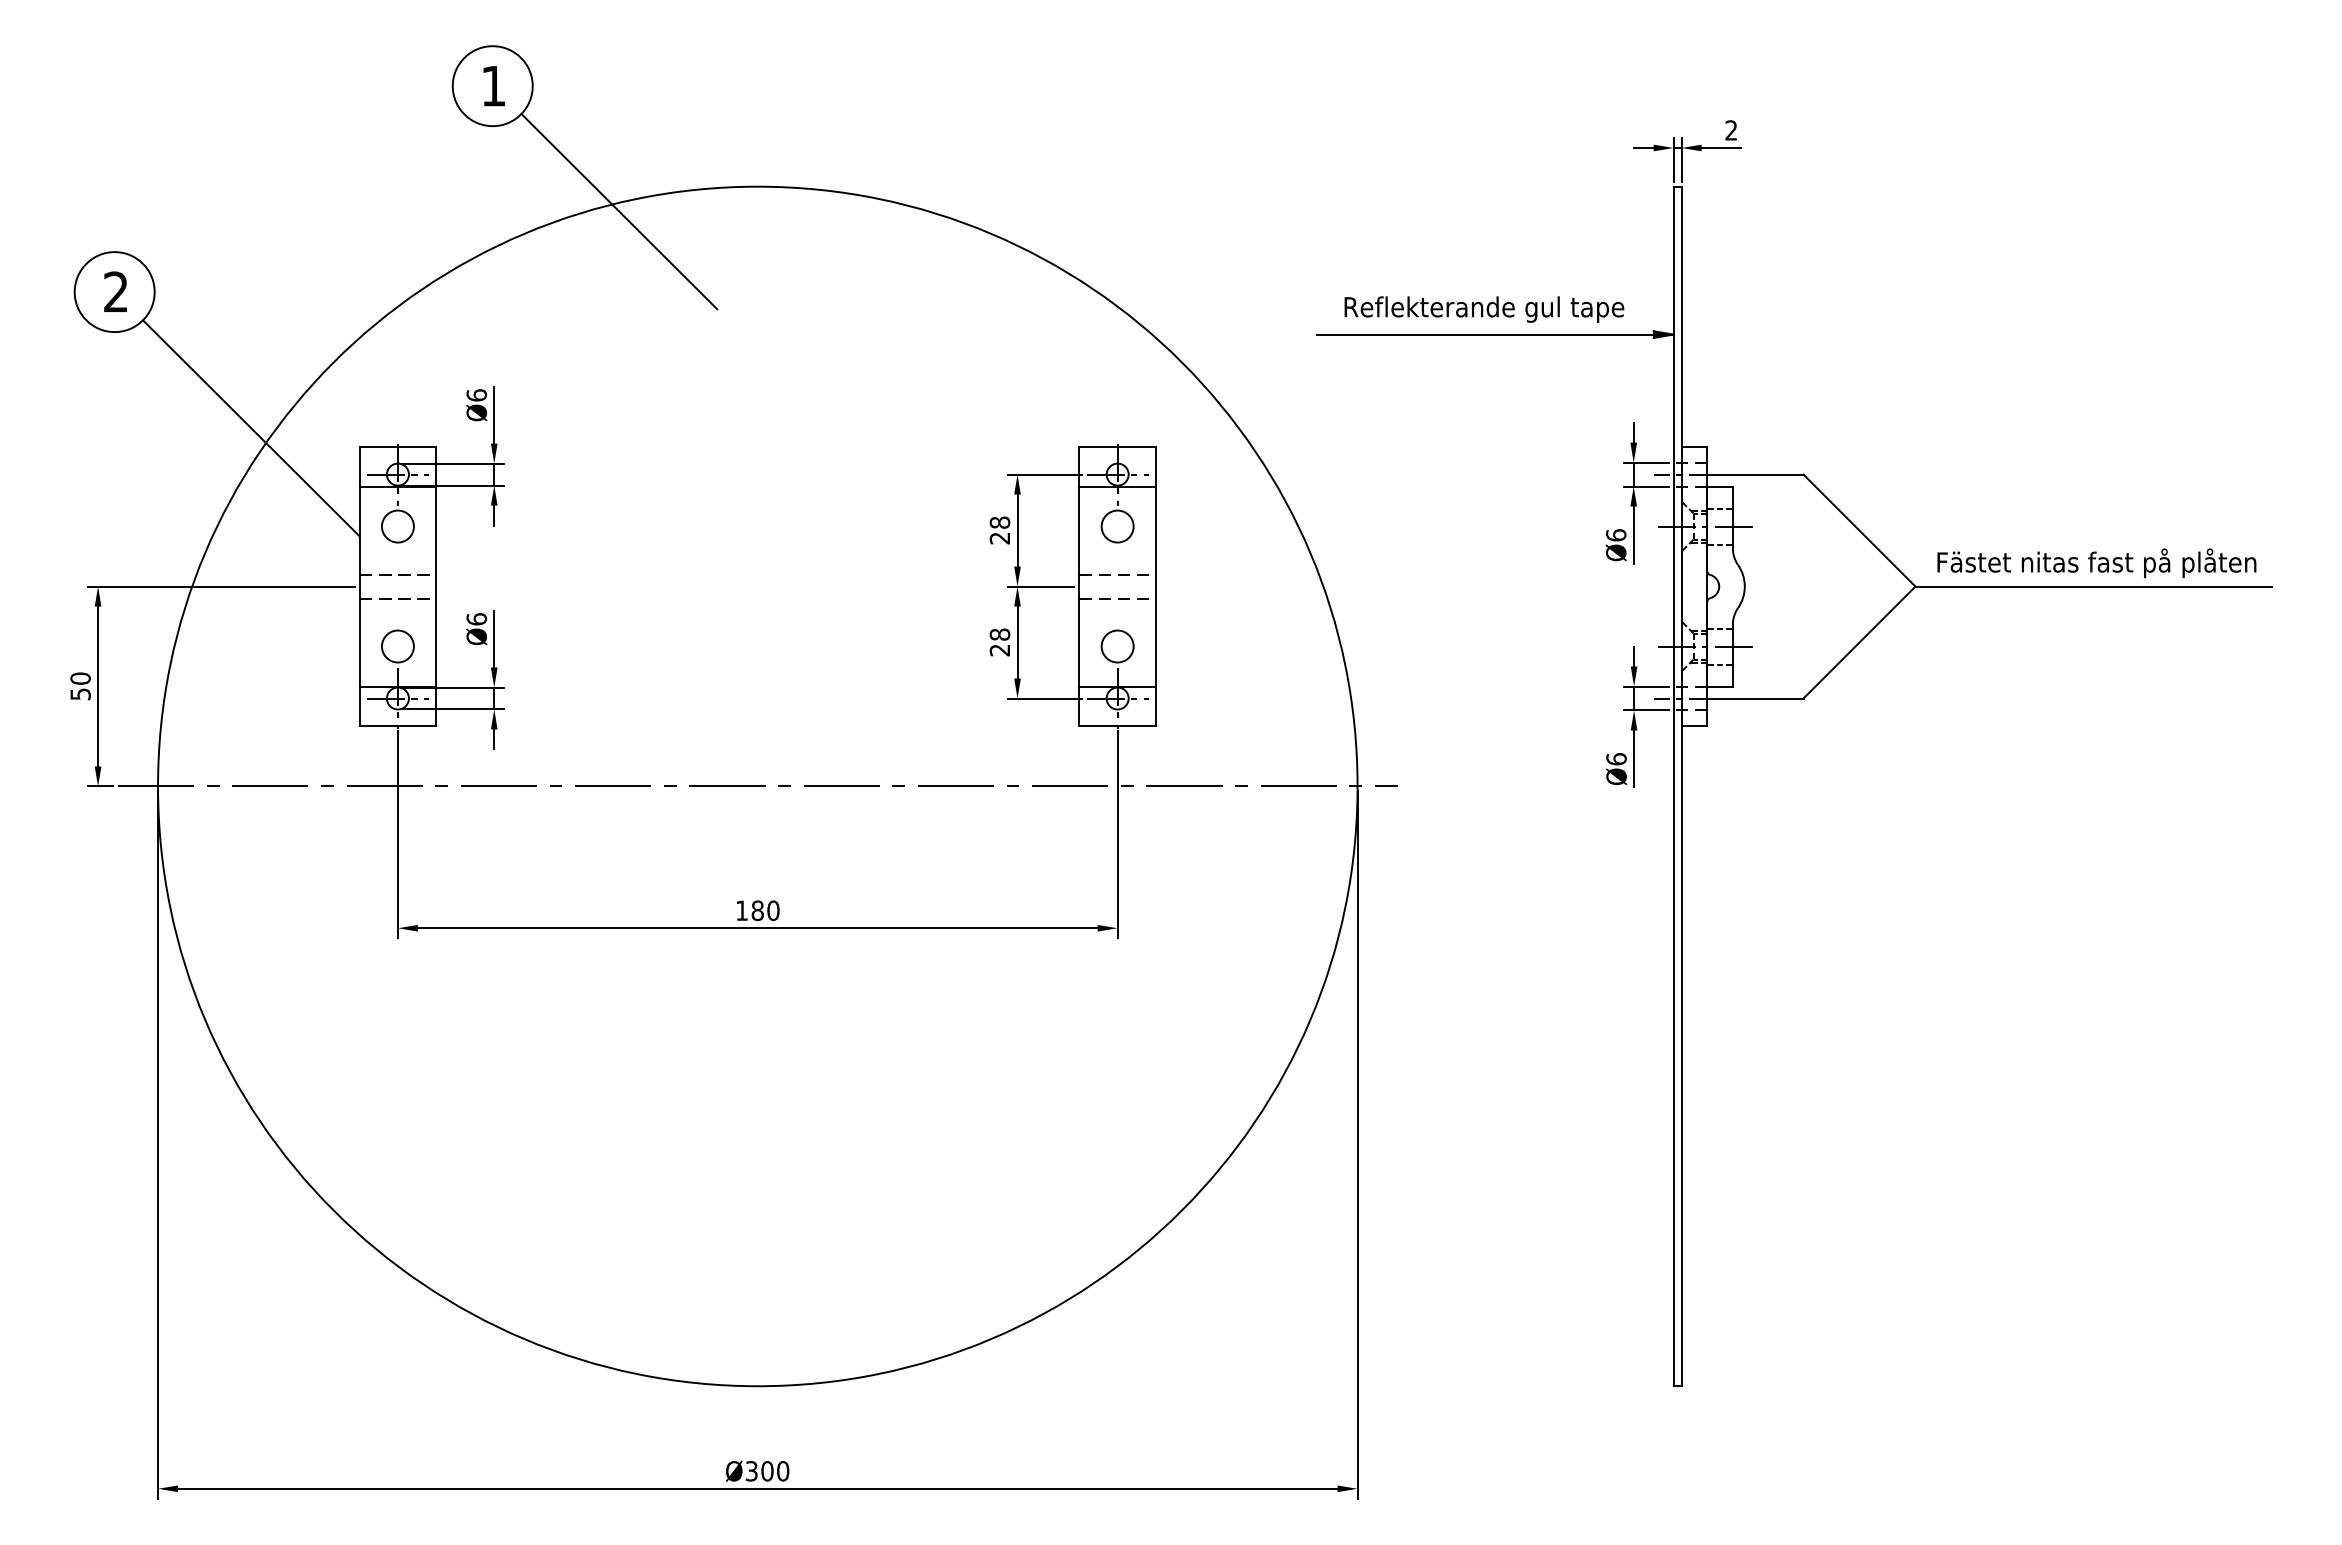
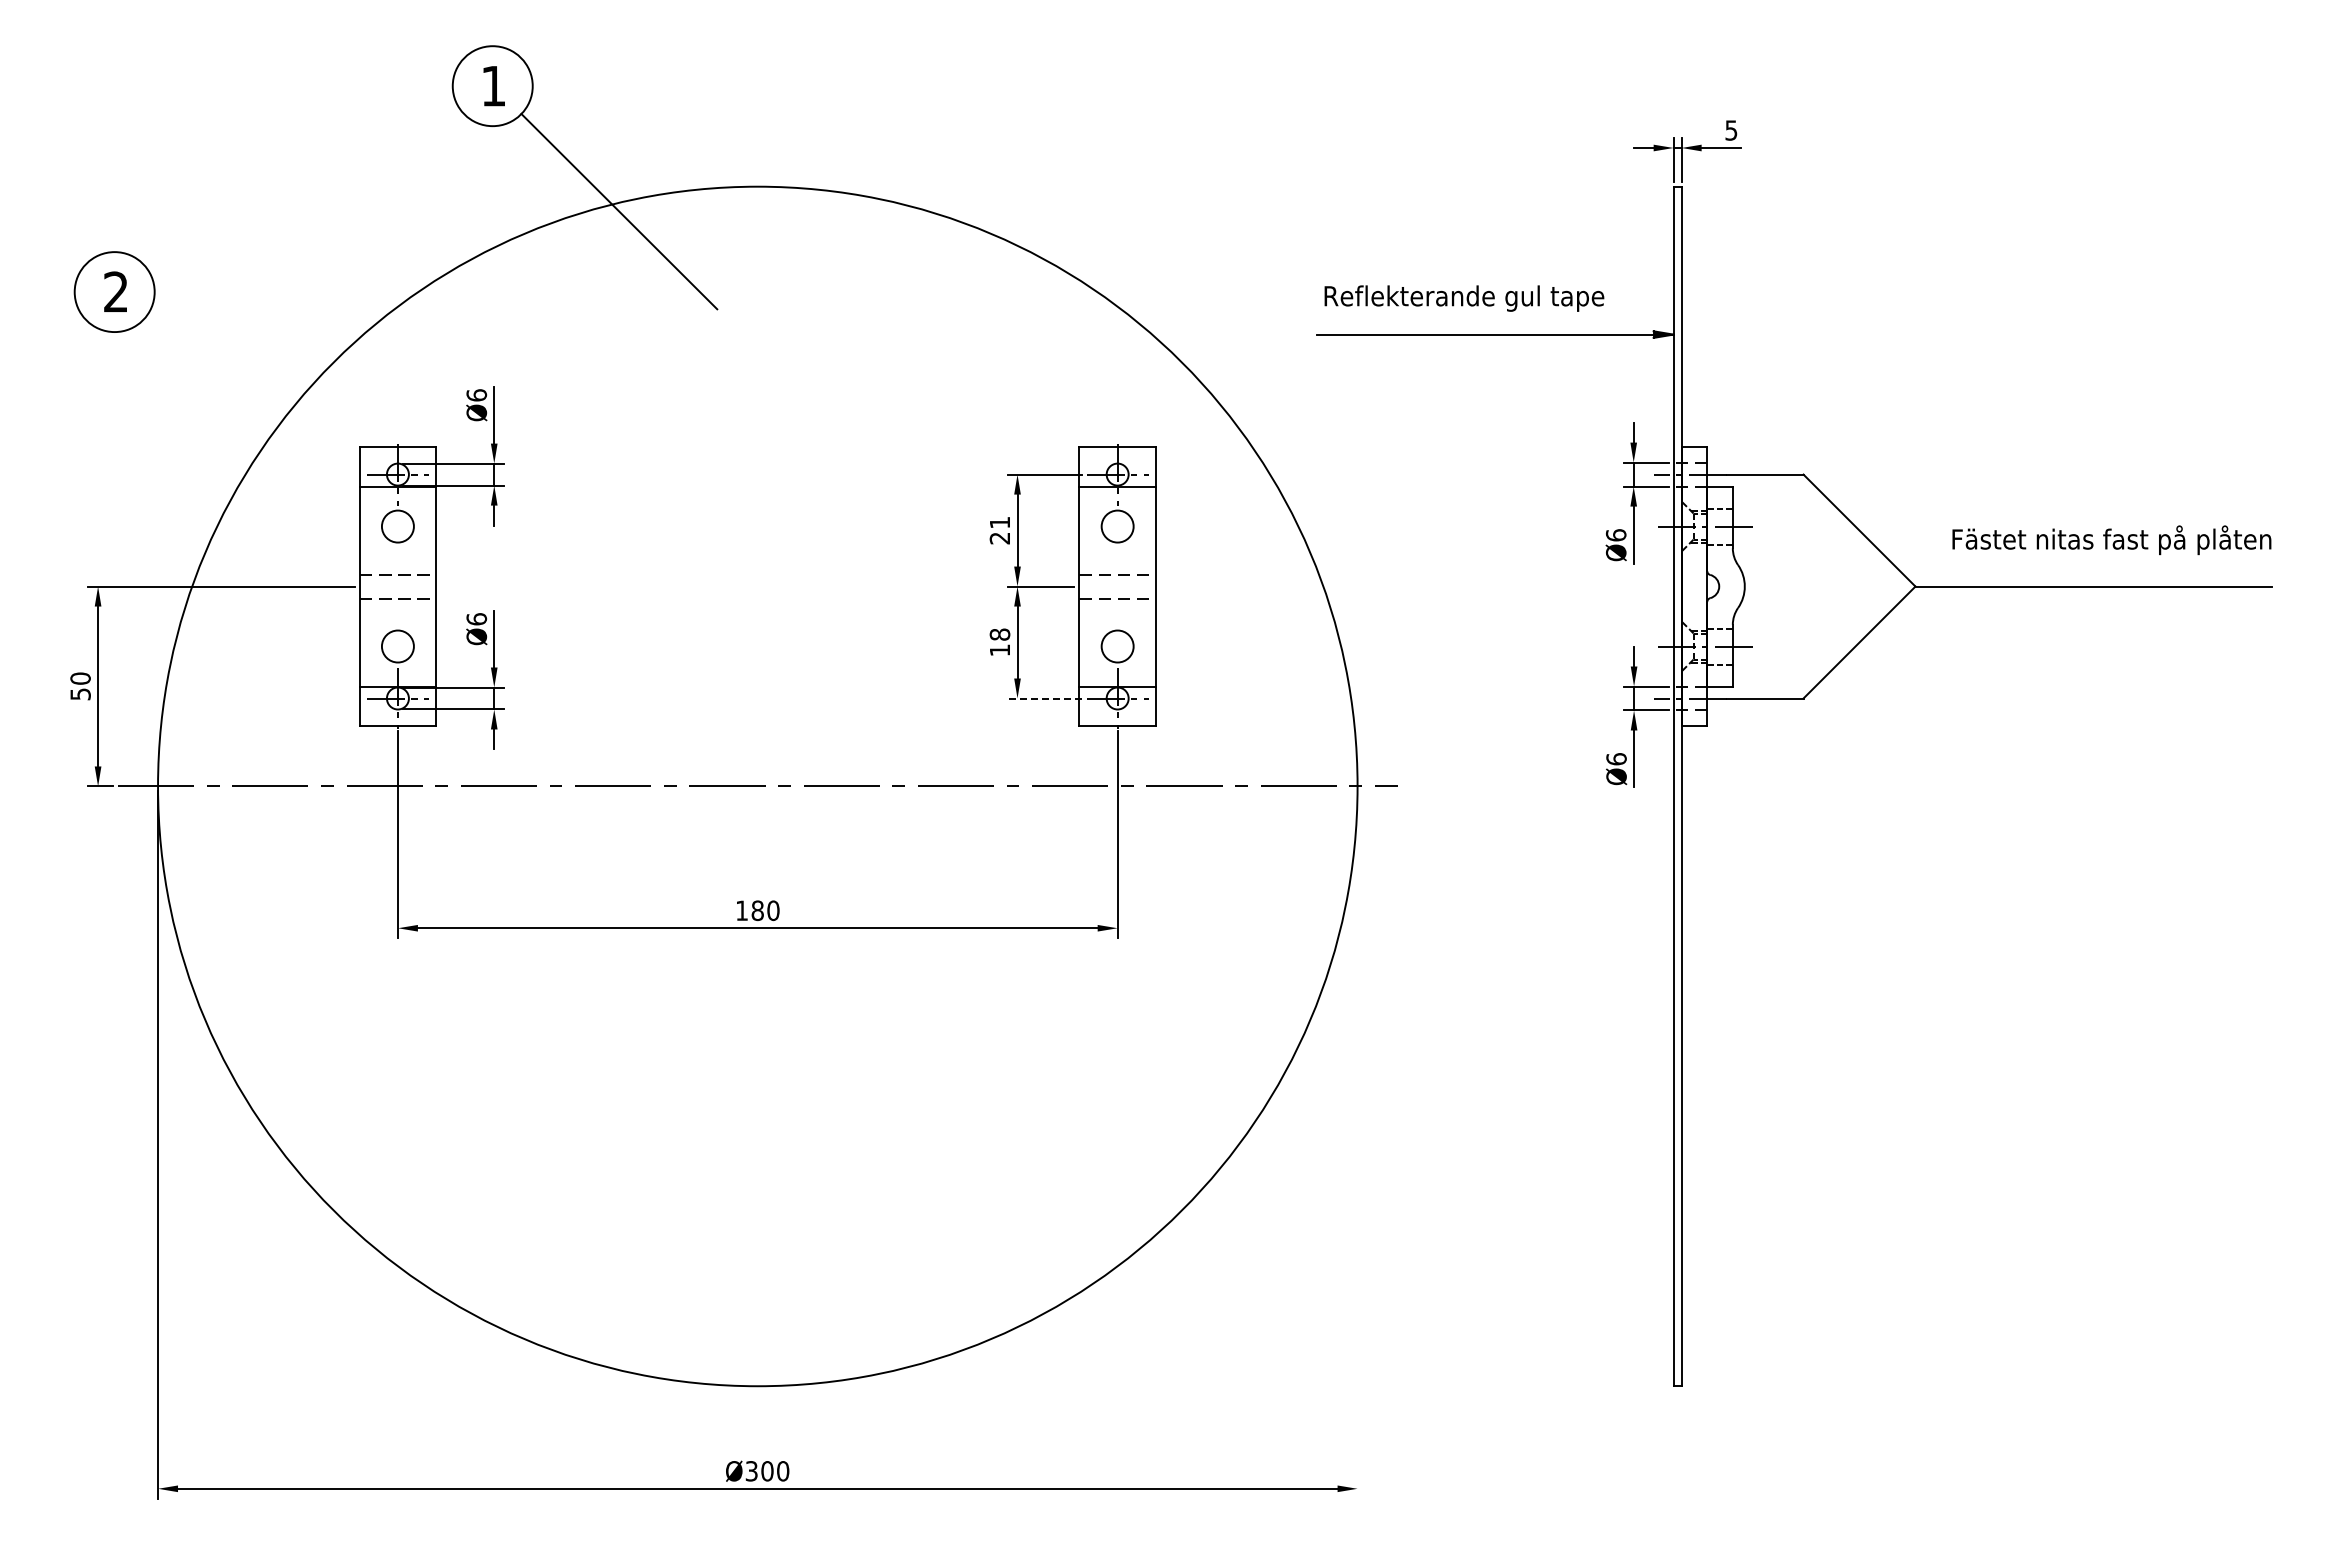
text: 2 -> 5 (1731, 130)
text position: (1484, 309) -> (1464, 298) (1464, 298)
line: present -> none (251, 428)
text: 28 -> 21 (999, 522)
text position: (2096, 563) -> (2111, 540) (2111, 540)
text: 28 -> 18 (999, 650)
line: solid -> dashed (1044, 698)
line: present -> none (1357, 1144)
